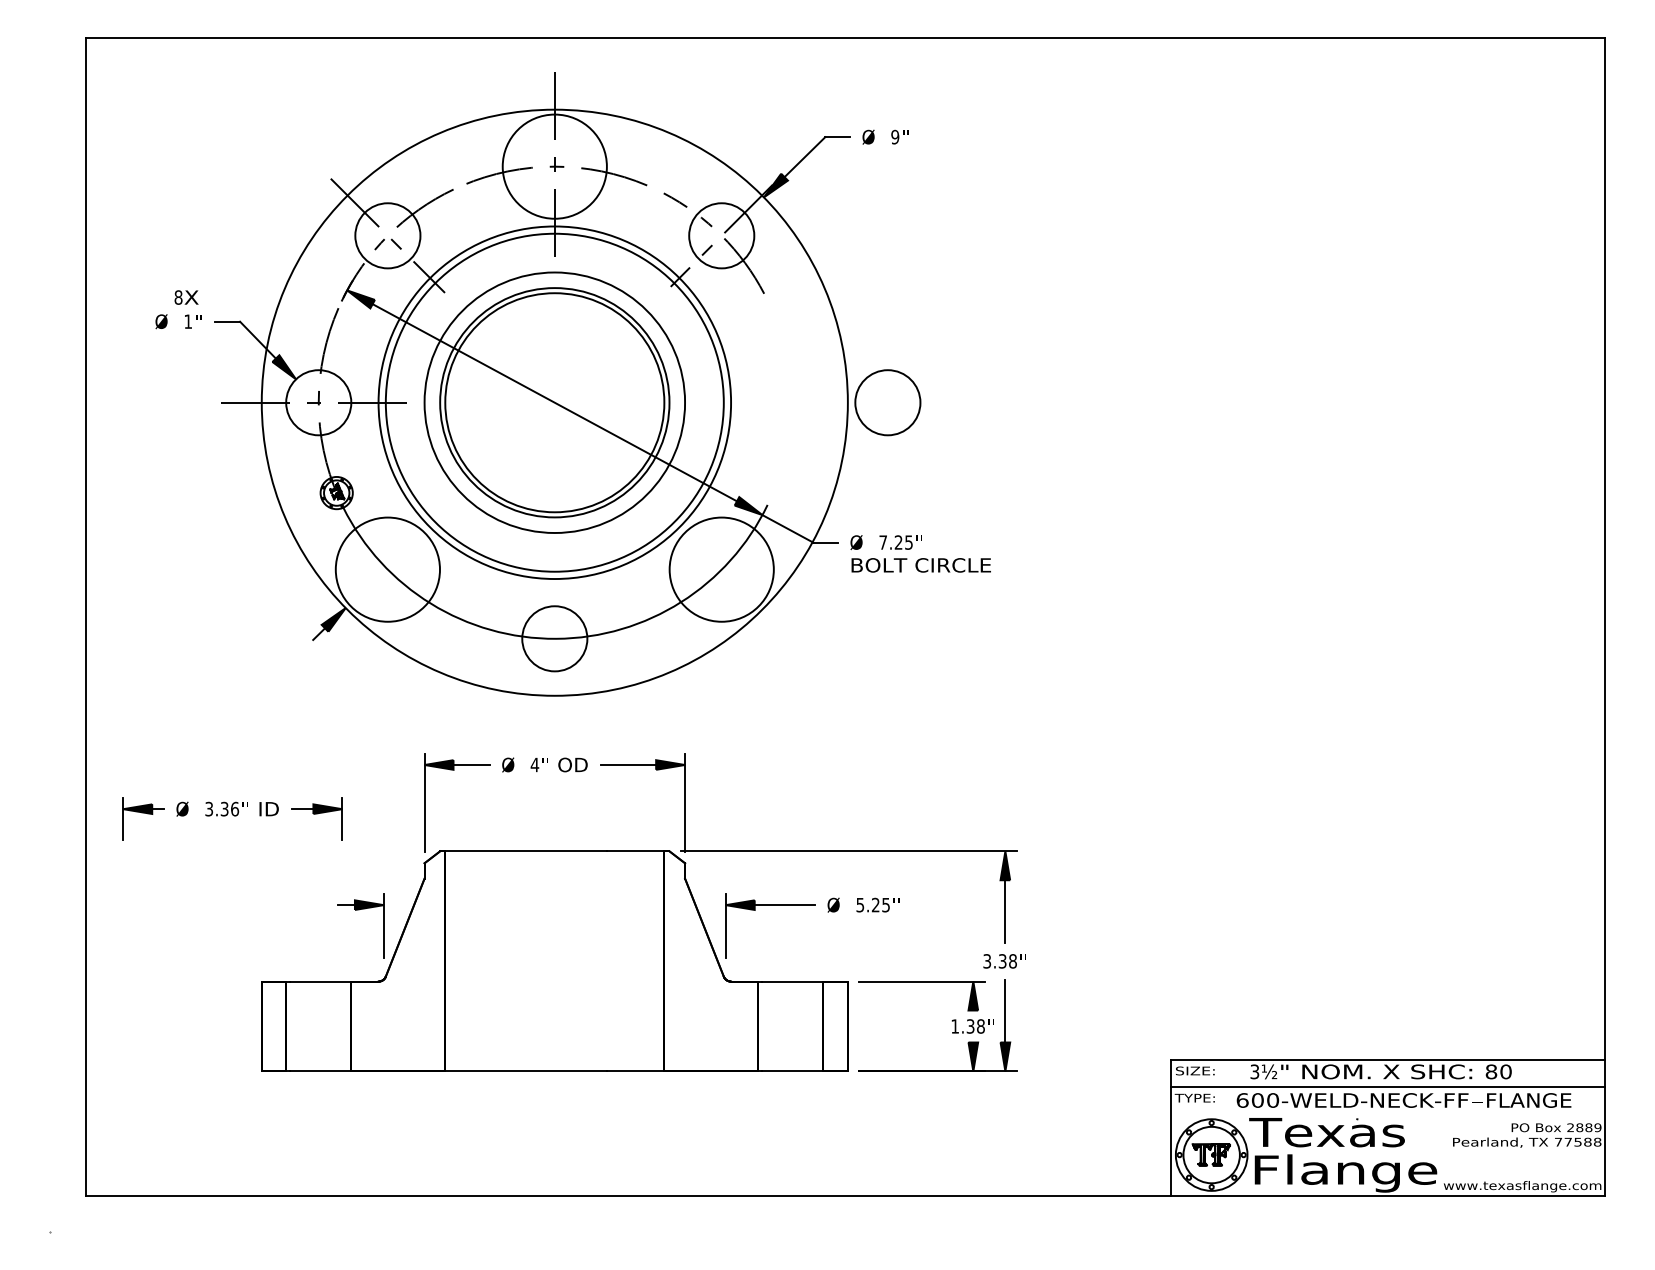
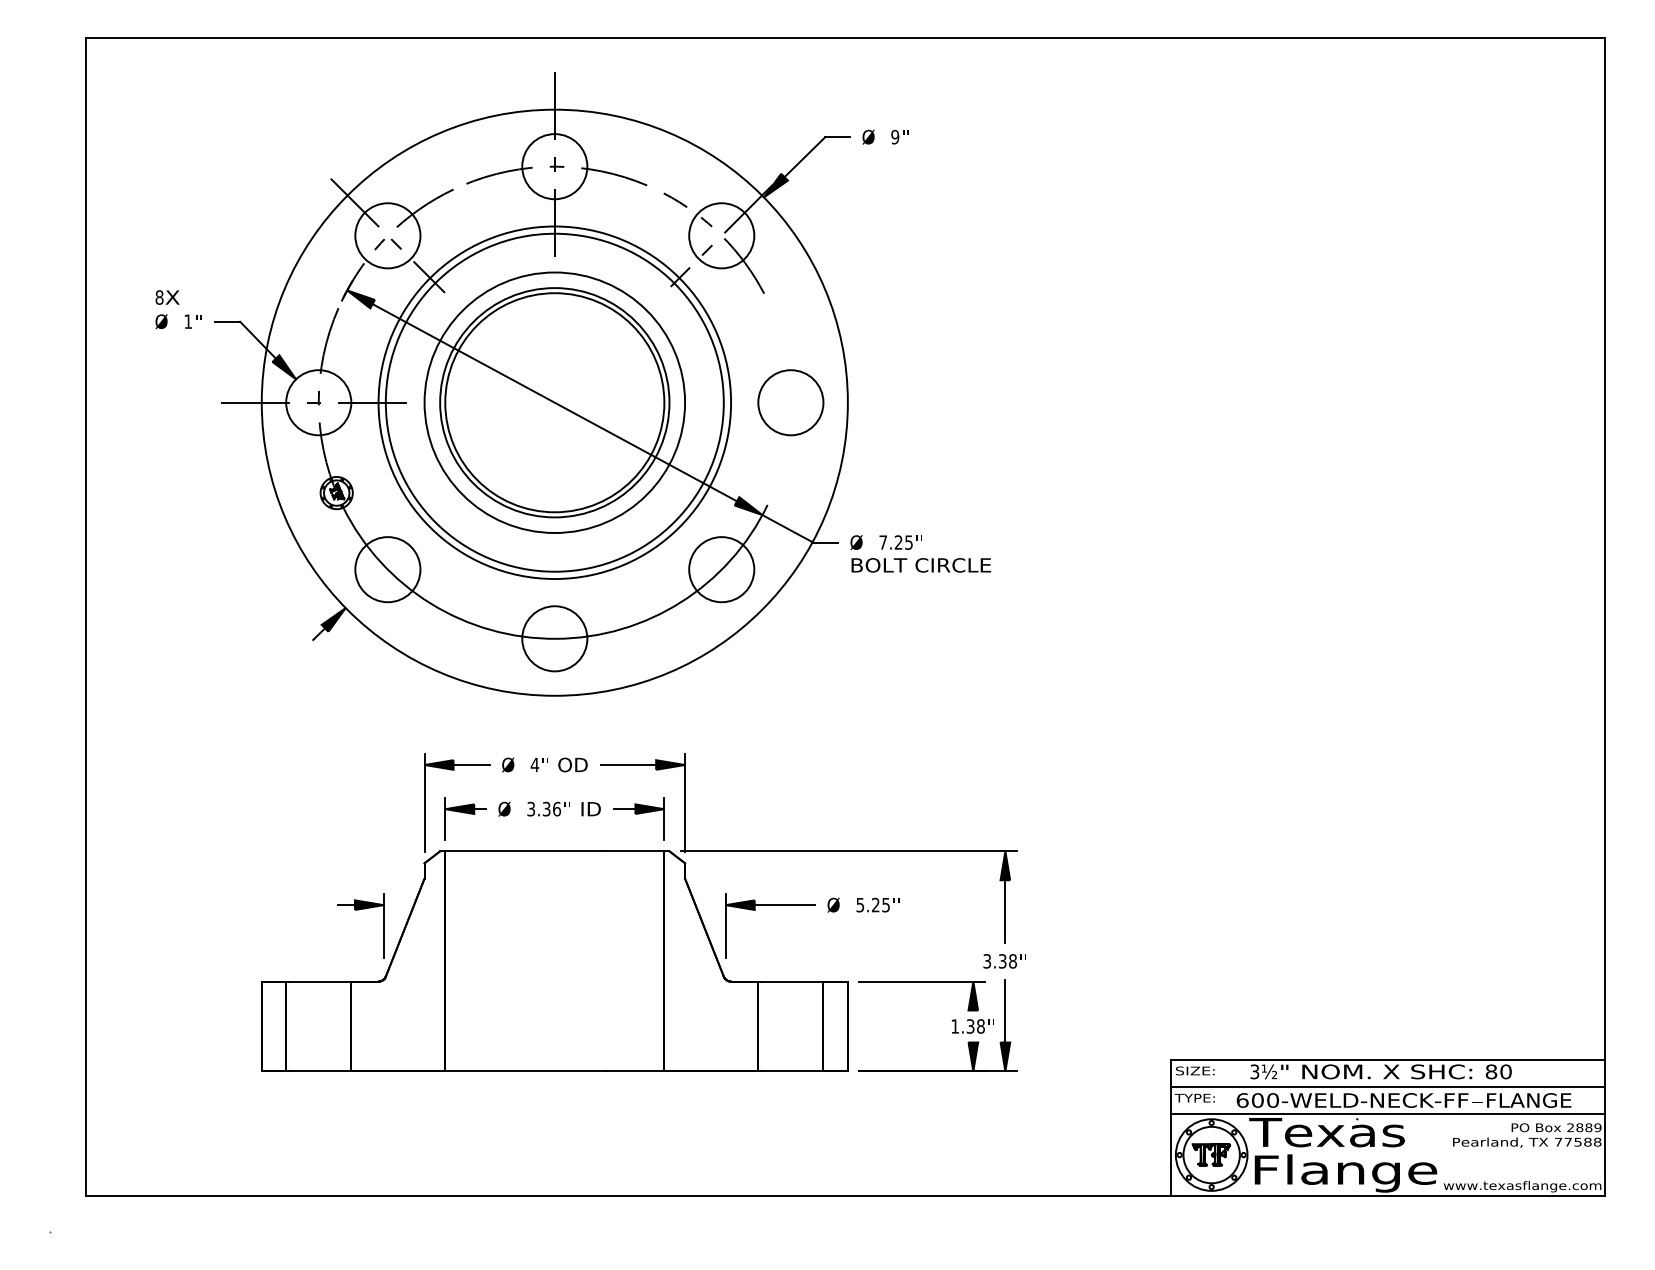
circle diameter: 104 px -> 65 px (554, 166)
text position: (186, 297) -> (167, 297) (167, 297)
circle position: (887, 402) -> (790, 402) (790, 402)
circle diameter: 104 px -> 65 px (387, 569)
circle diameter: 104 px -> 65 px (721, 569)
part position: (232, 818) -> (554, 818) (554, 818)
line: none -> present (1388, 1114)
